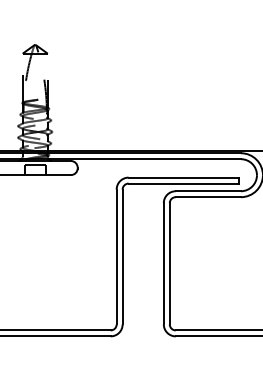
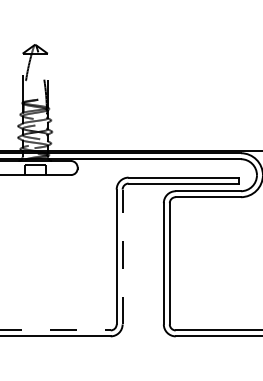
line: solid -> dashed (122, 256)
line: solid -> dashed (55, 330)
